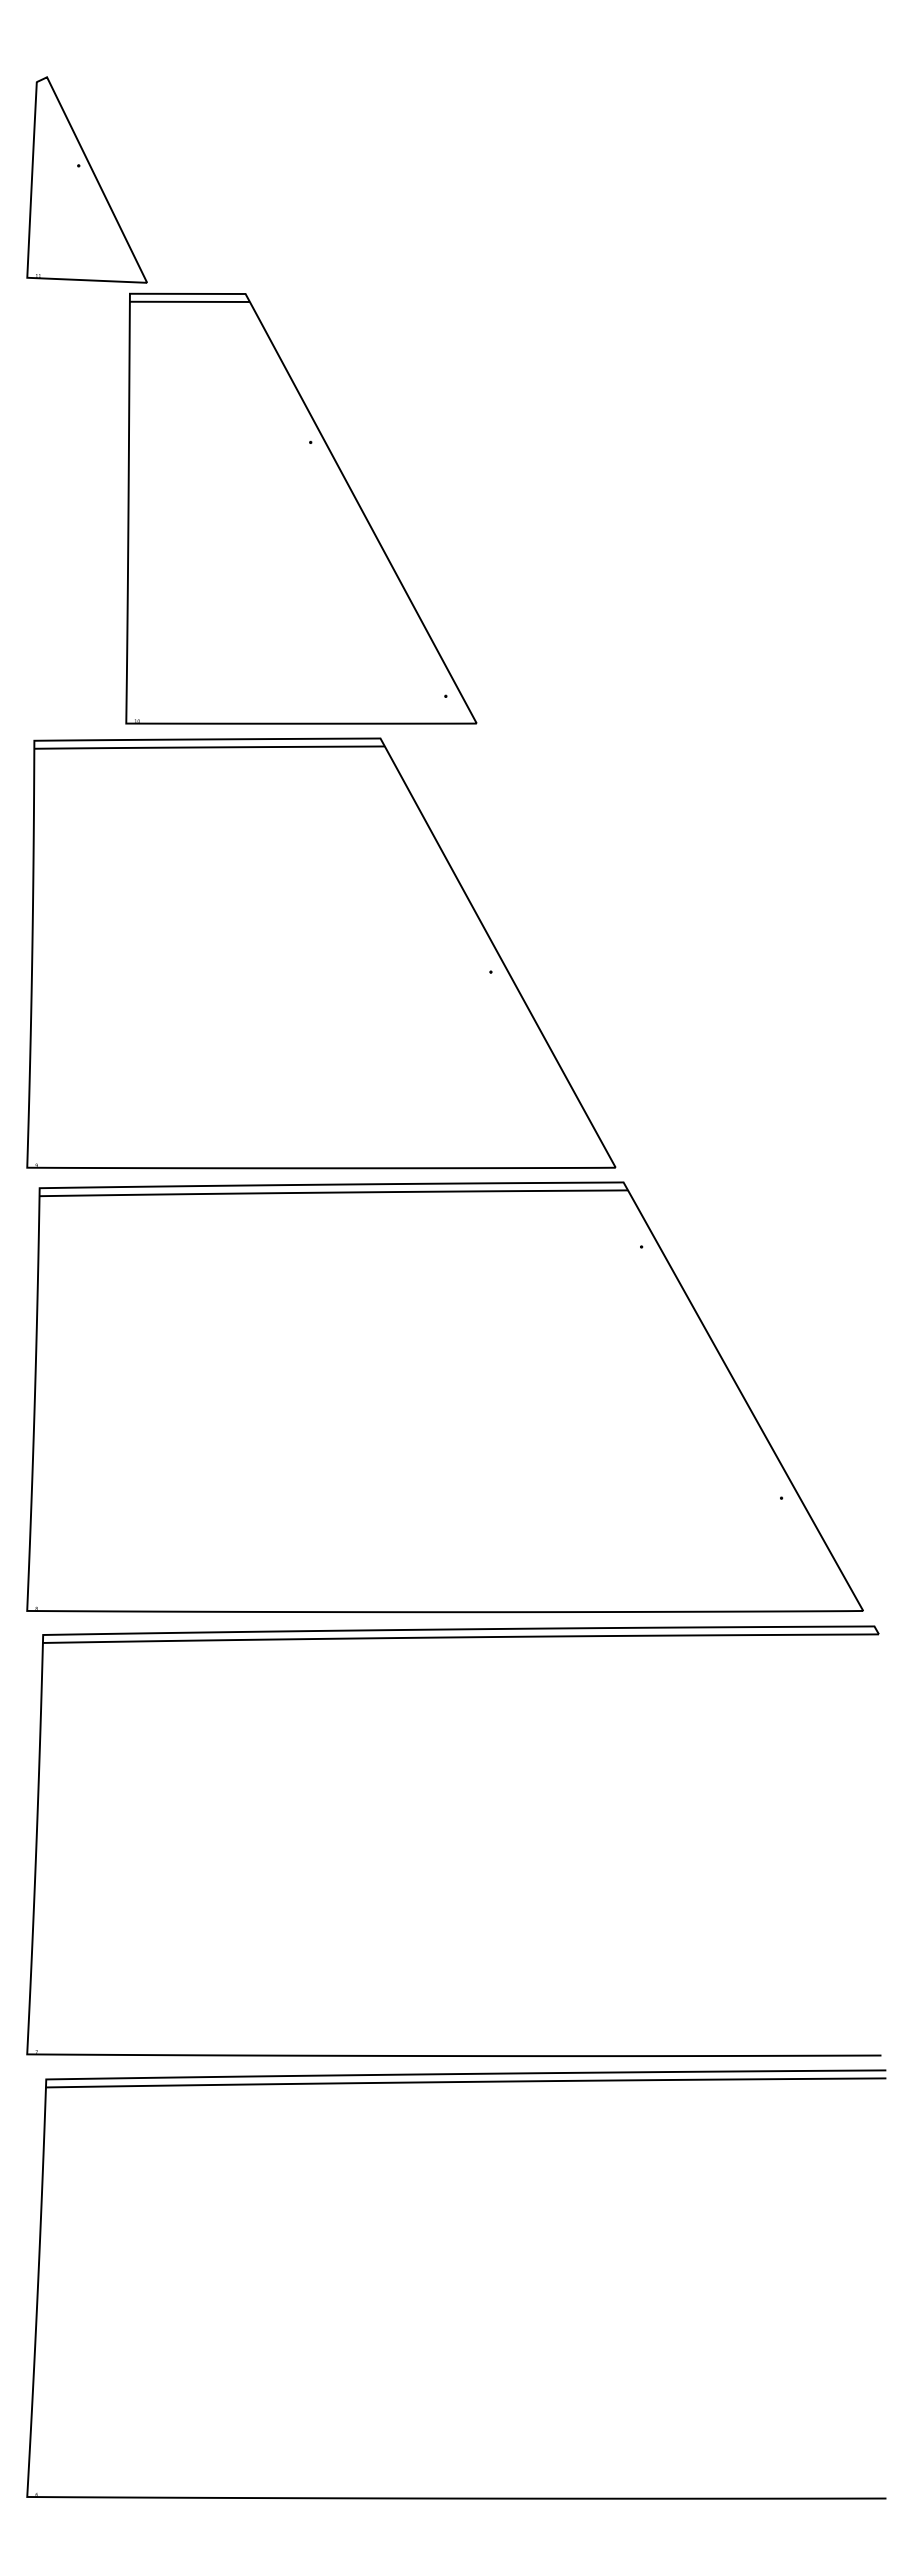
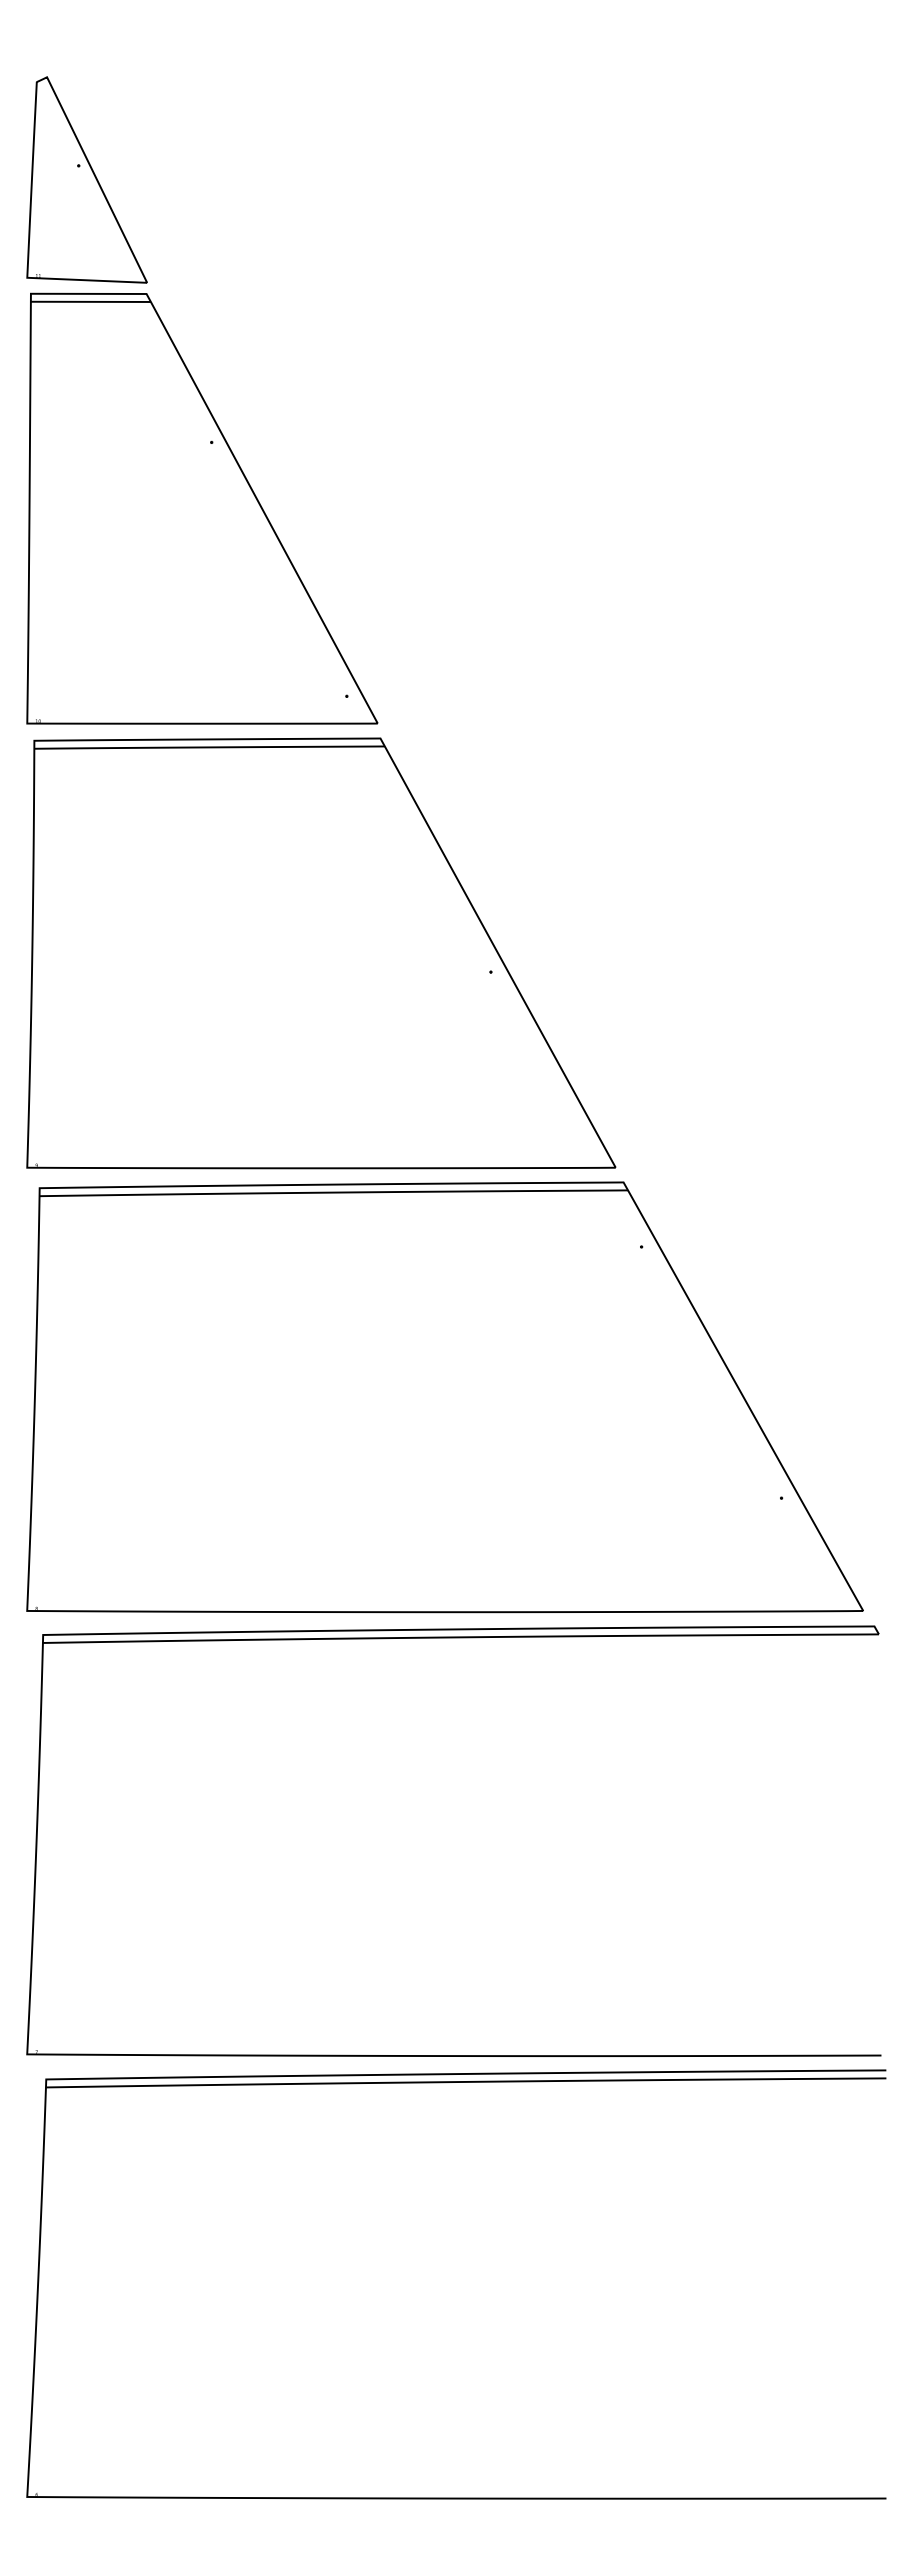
part position: (301, 508) -> (202, 508) (202, 508)
